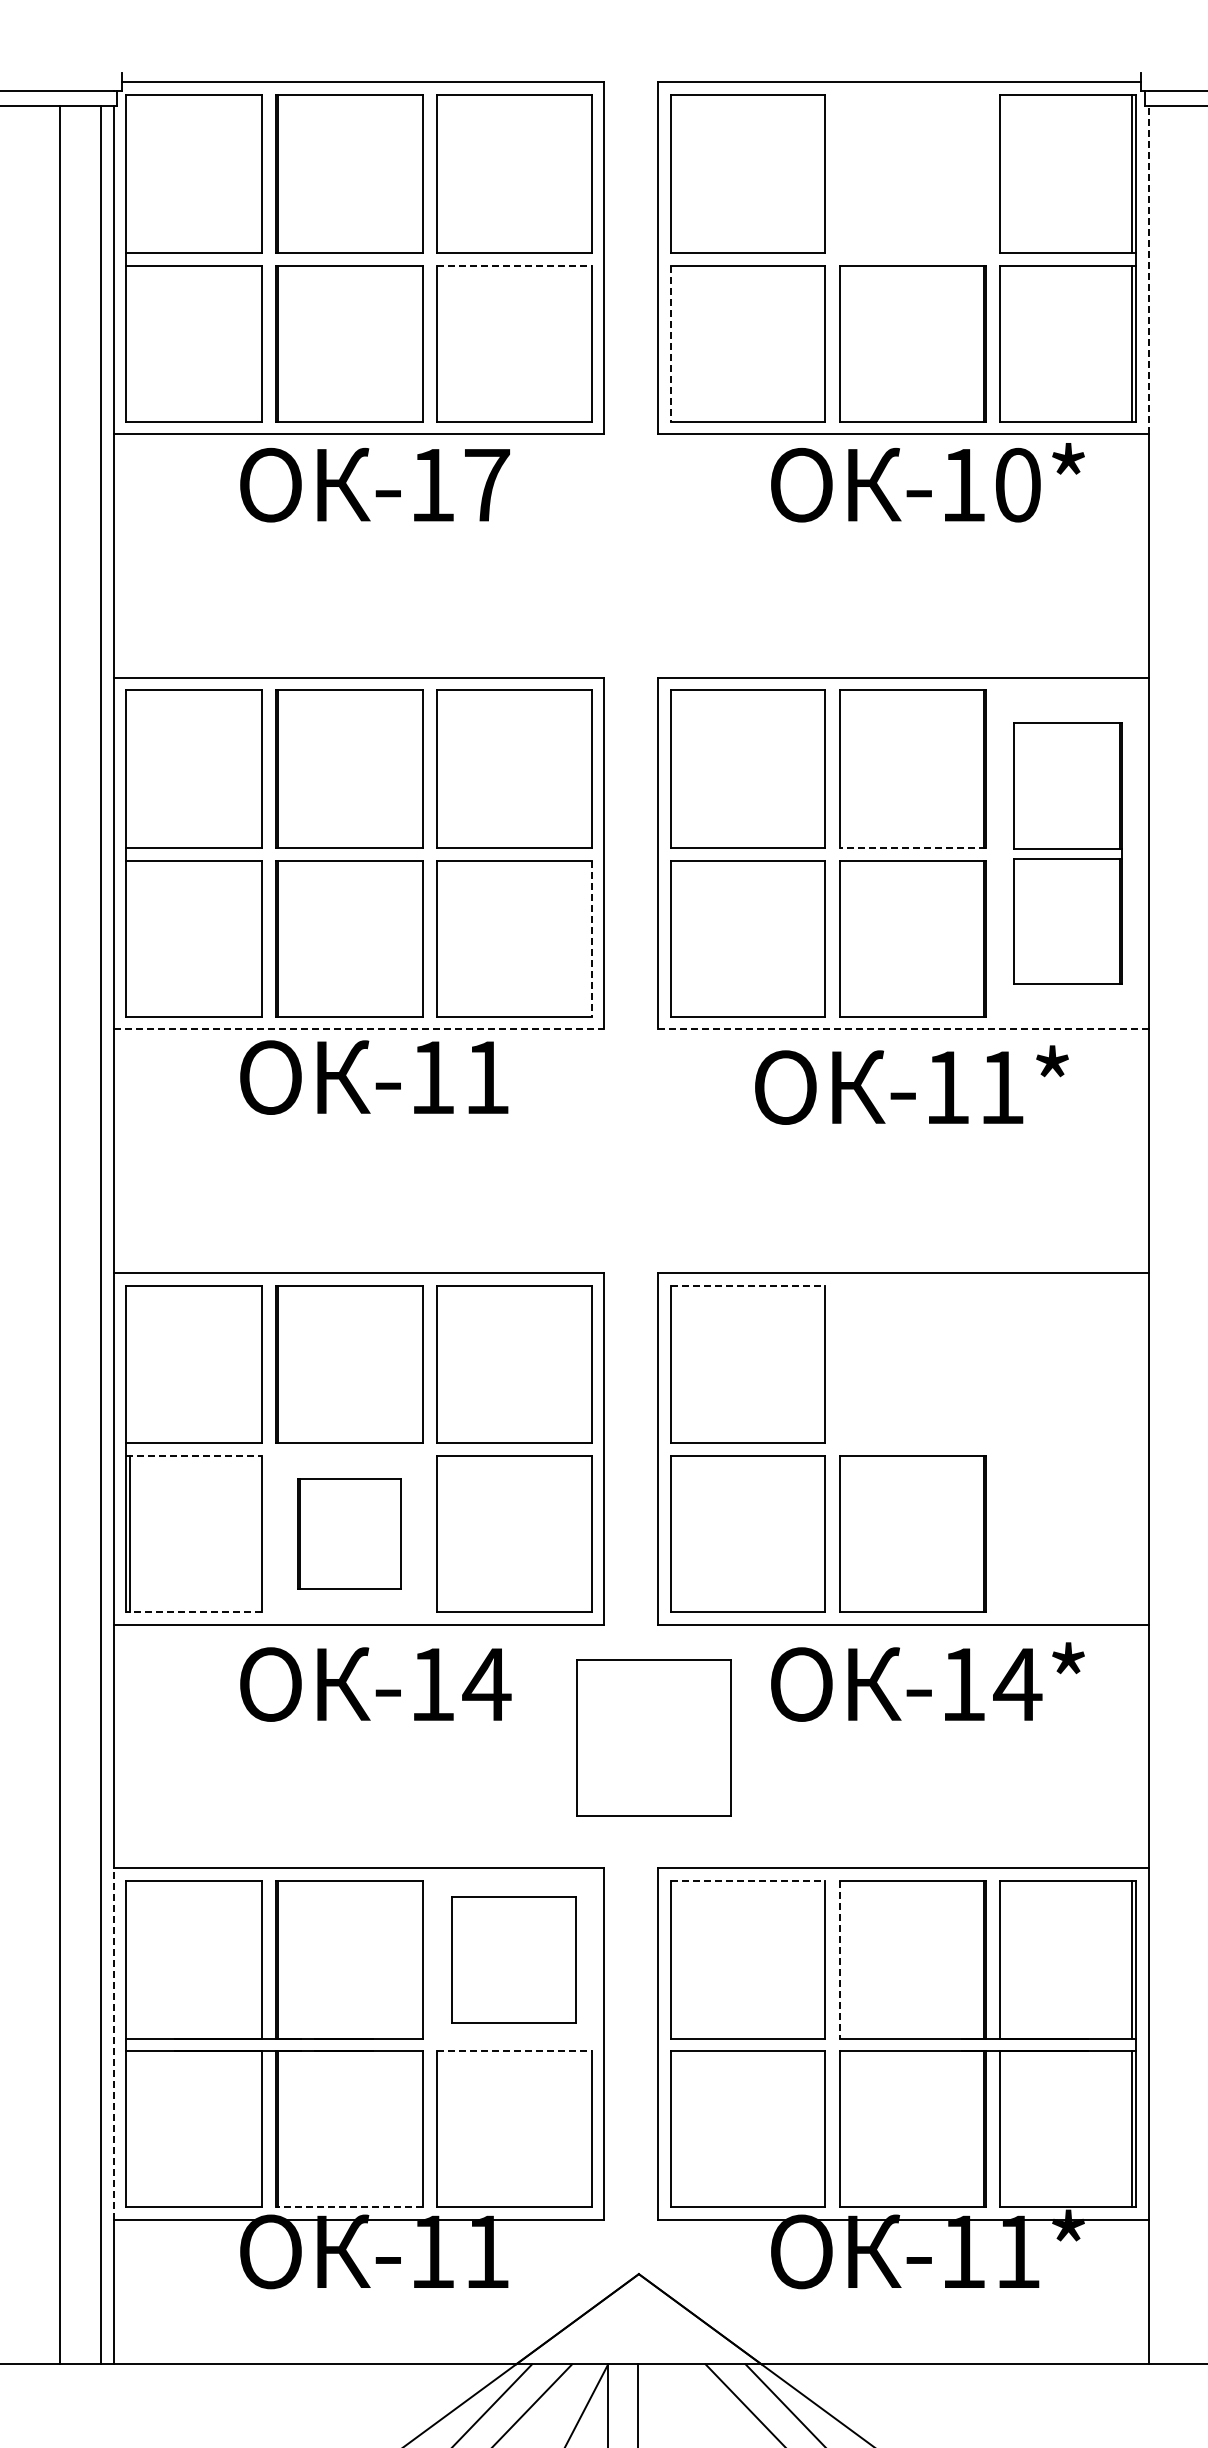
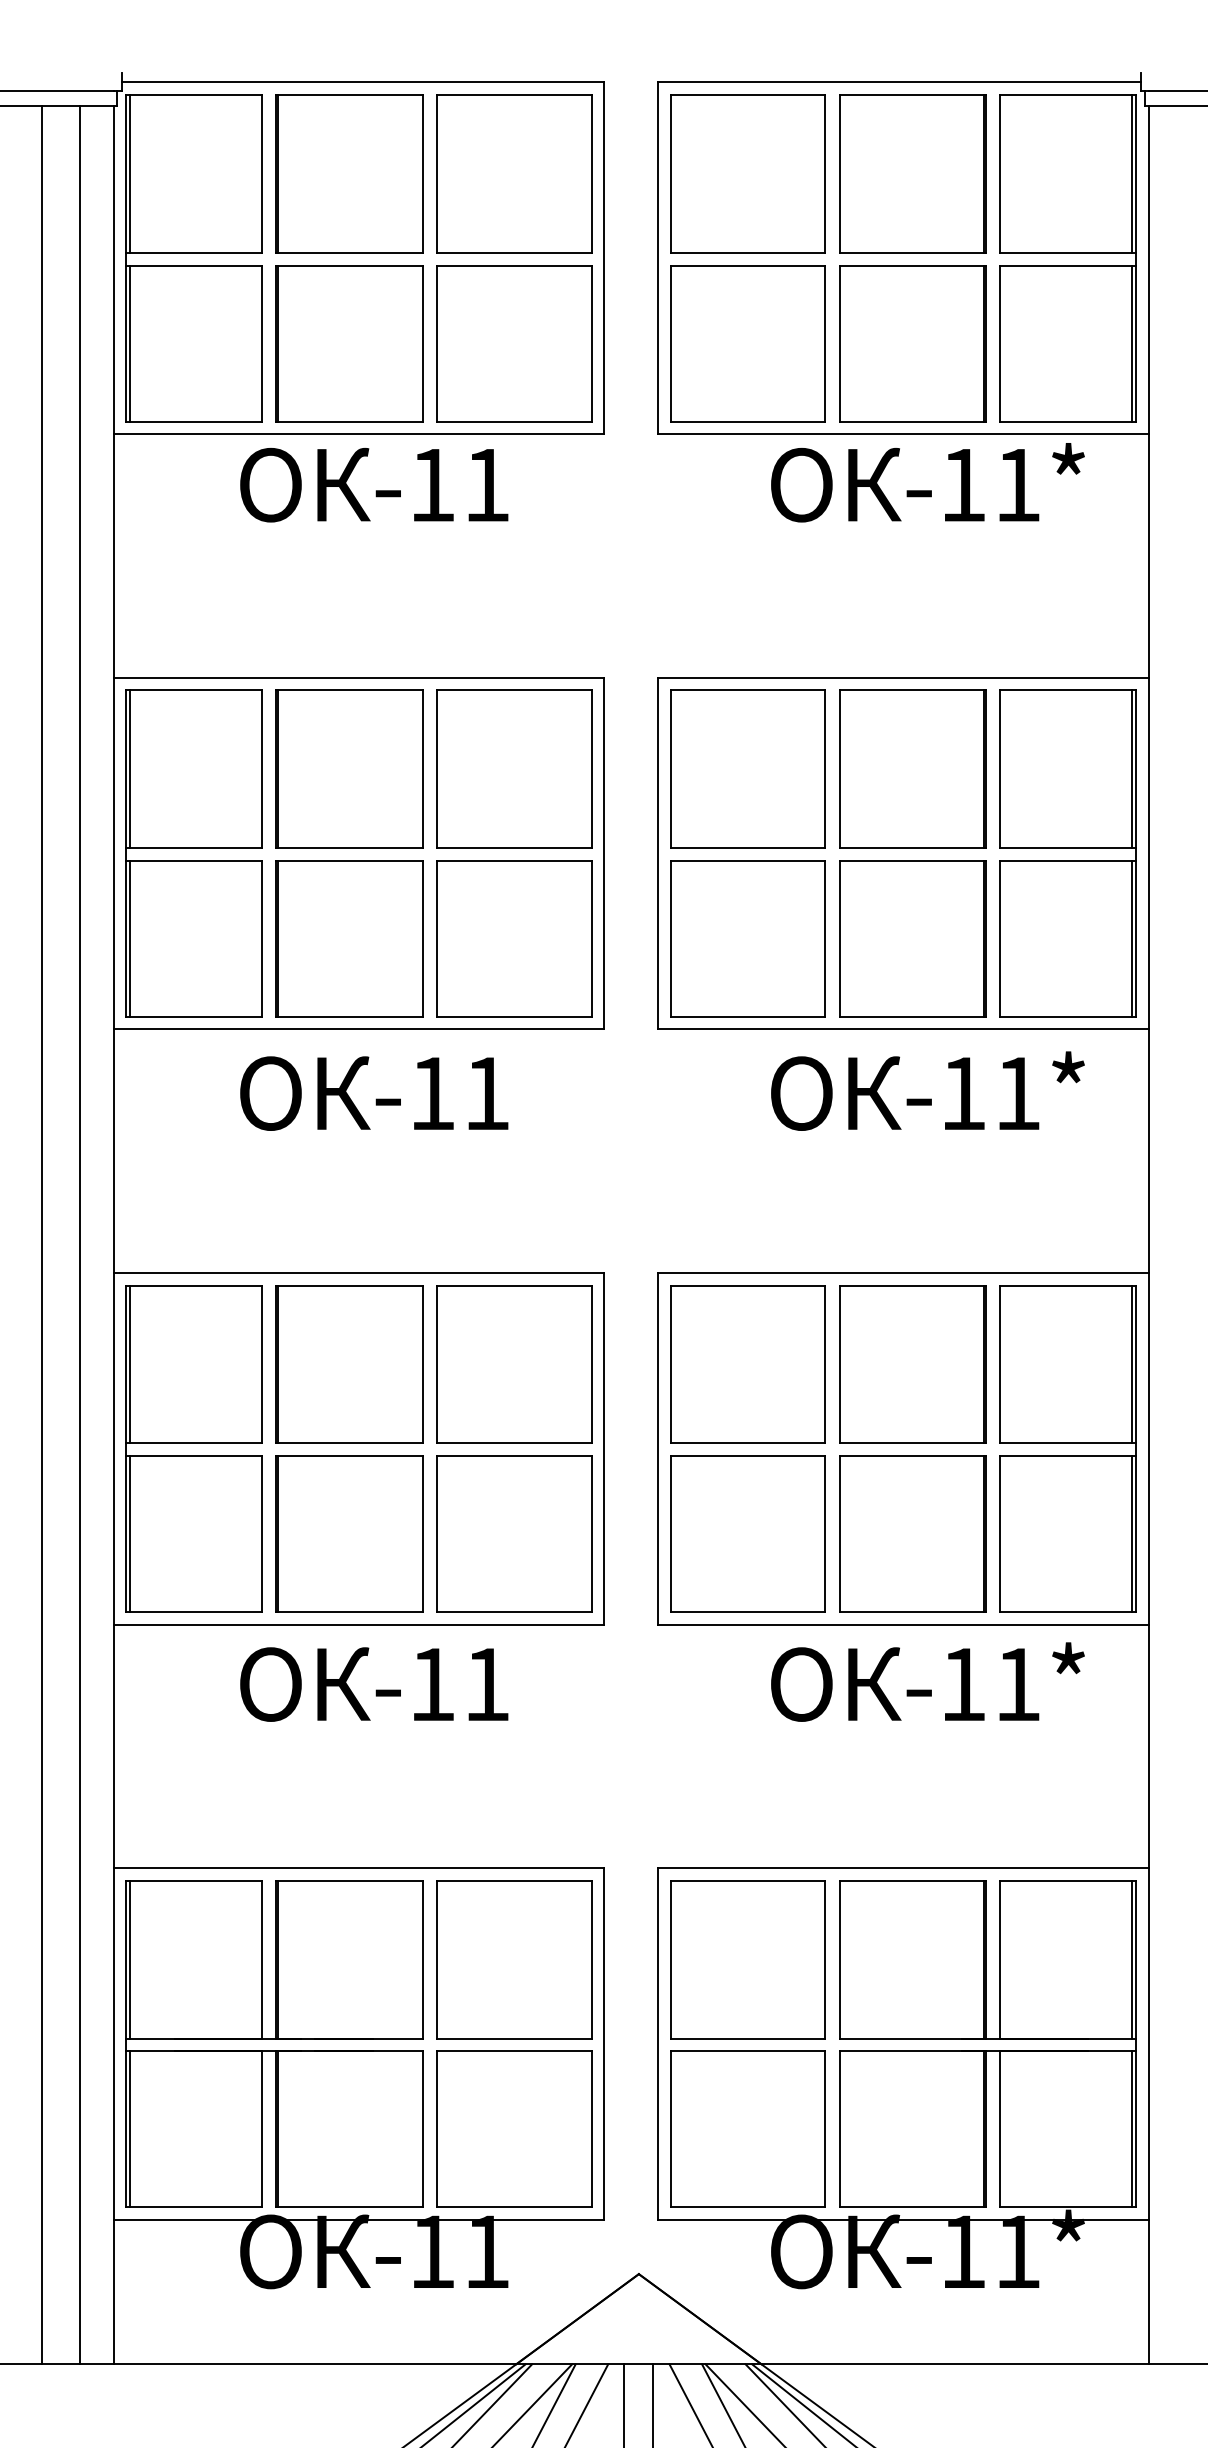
line: none -> present (130, 173)
part: none -> present (912, 173)
line: dashed -> solid (514, 265)
line: dashed -> solid (1148, 269)
line: none -> present (130, 343)
line: dashed -> solid (670, 344)
text: -10* -> -11* (1018, 484)
text: -17 -> -11 (487, 485)
line: none -> present (130, 769)
line: dashed -> solid (912, 848)
part size: 110x263 px -> 138x329 px (1067, 853)
line: none -> present (130, 938)
line: dashed -> solid (591, 939)
line: dashed -> solid (359, 1029)
line: dashed -> solid (903, 1029)
text position: (374, 1077) -> (374, 1093) (374, 1093)
text position: (911, 1084) -> (927, 1090) (927, 1090)
line position: (59, 1234) -> (41, 1234) (41, 1234)
line position: (101, 1234) -> (80, 1234) (80, 1234)
line: dashed -> solid (748, 1285)
line: none -> present (130, 1364)
part: none -> present (912, 1364)
part: none -> present (1067, 1448)
line: dashed -> solid (194, 1456)
part size: 105x112 px -> 149x158 px (349, 1533)
line: dashed -> solid (194, 1612)
text: -14 -> -11 (486, 1684)
text: -14* -> -11* (1017, 1684)
part: present -> none (653, 1737)
line: dashed -> solid (748, 1880)
line: none -> present (130, 1959)
part size: 126x128 px -> 157x160 px (514, 1959)
line: dashed -> solid (839, 1959)
line: dashed -> solid (113, 2044)
line: dashed -> solid (514, 2051)
line: none -> present (130, 2129)
line: dashed -> solid (348, 2207)
line: none -> present (474, 2404)
line: none -> present (554, 2404)
line position: (608, 2404) -> (624, 2404) (624, 2404)
line position: (638, 2404) -> (653, 2404) (653, 2404)
line: none -> present (690, 2404)
line: none -> present (722, 2404)
line: none -> present (802, 2404)
